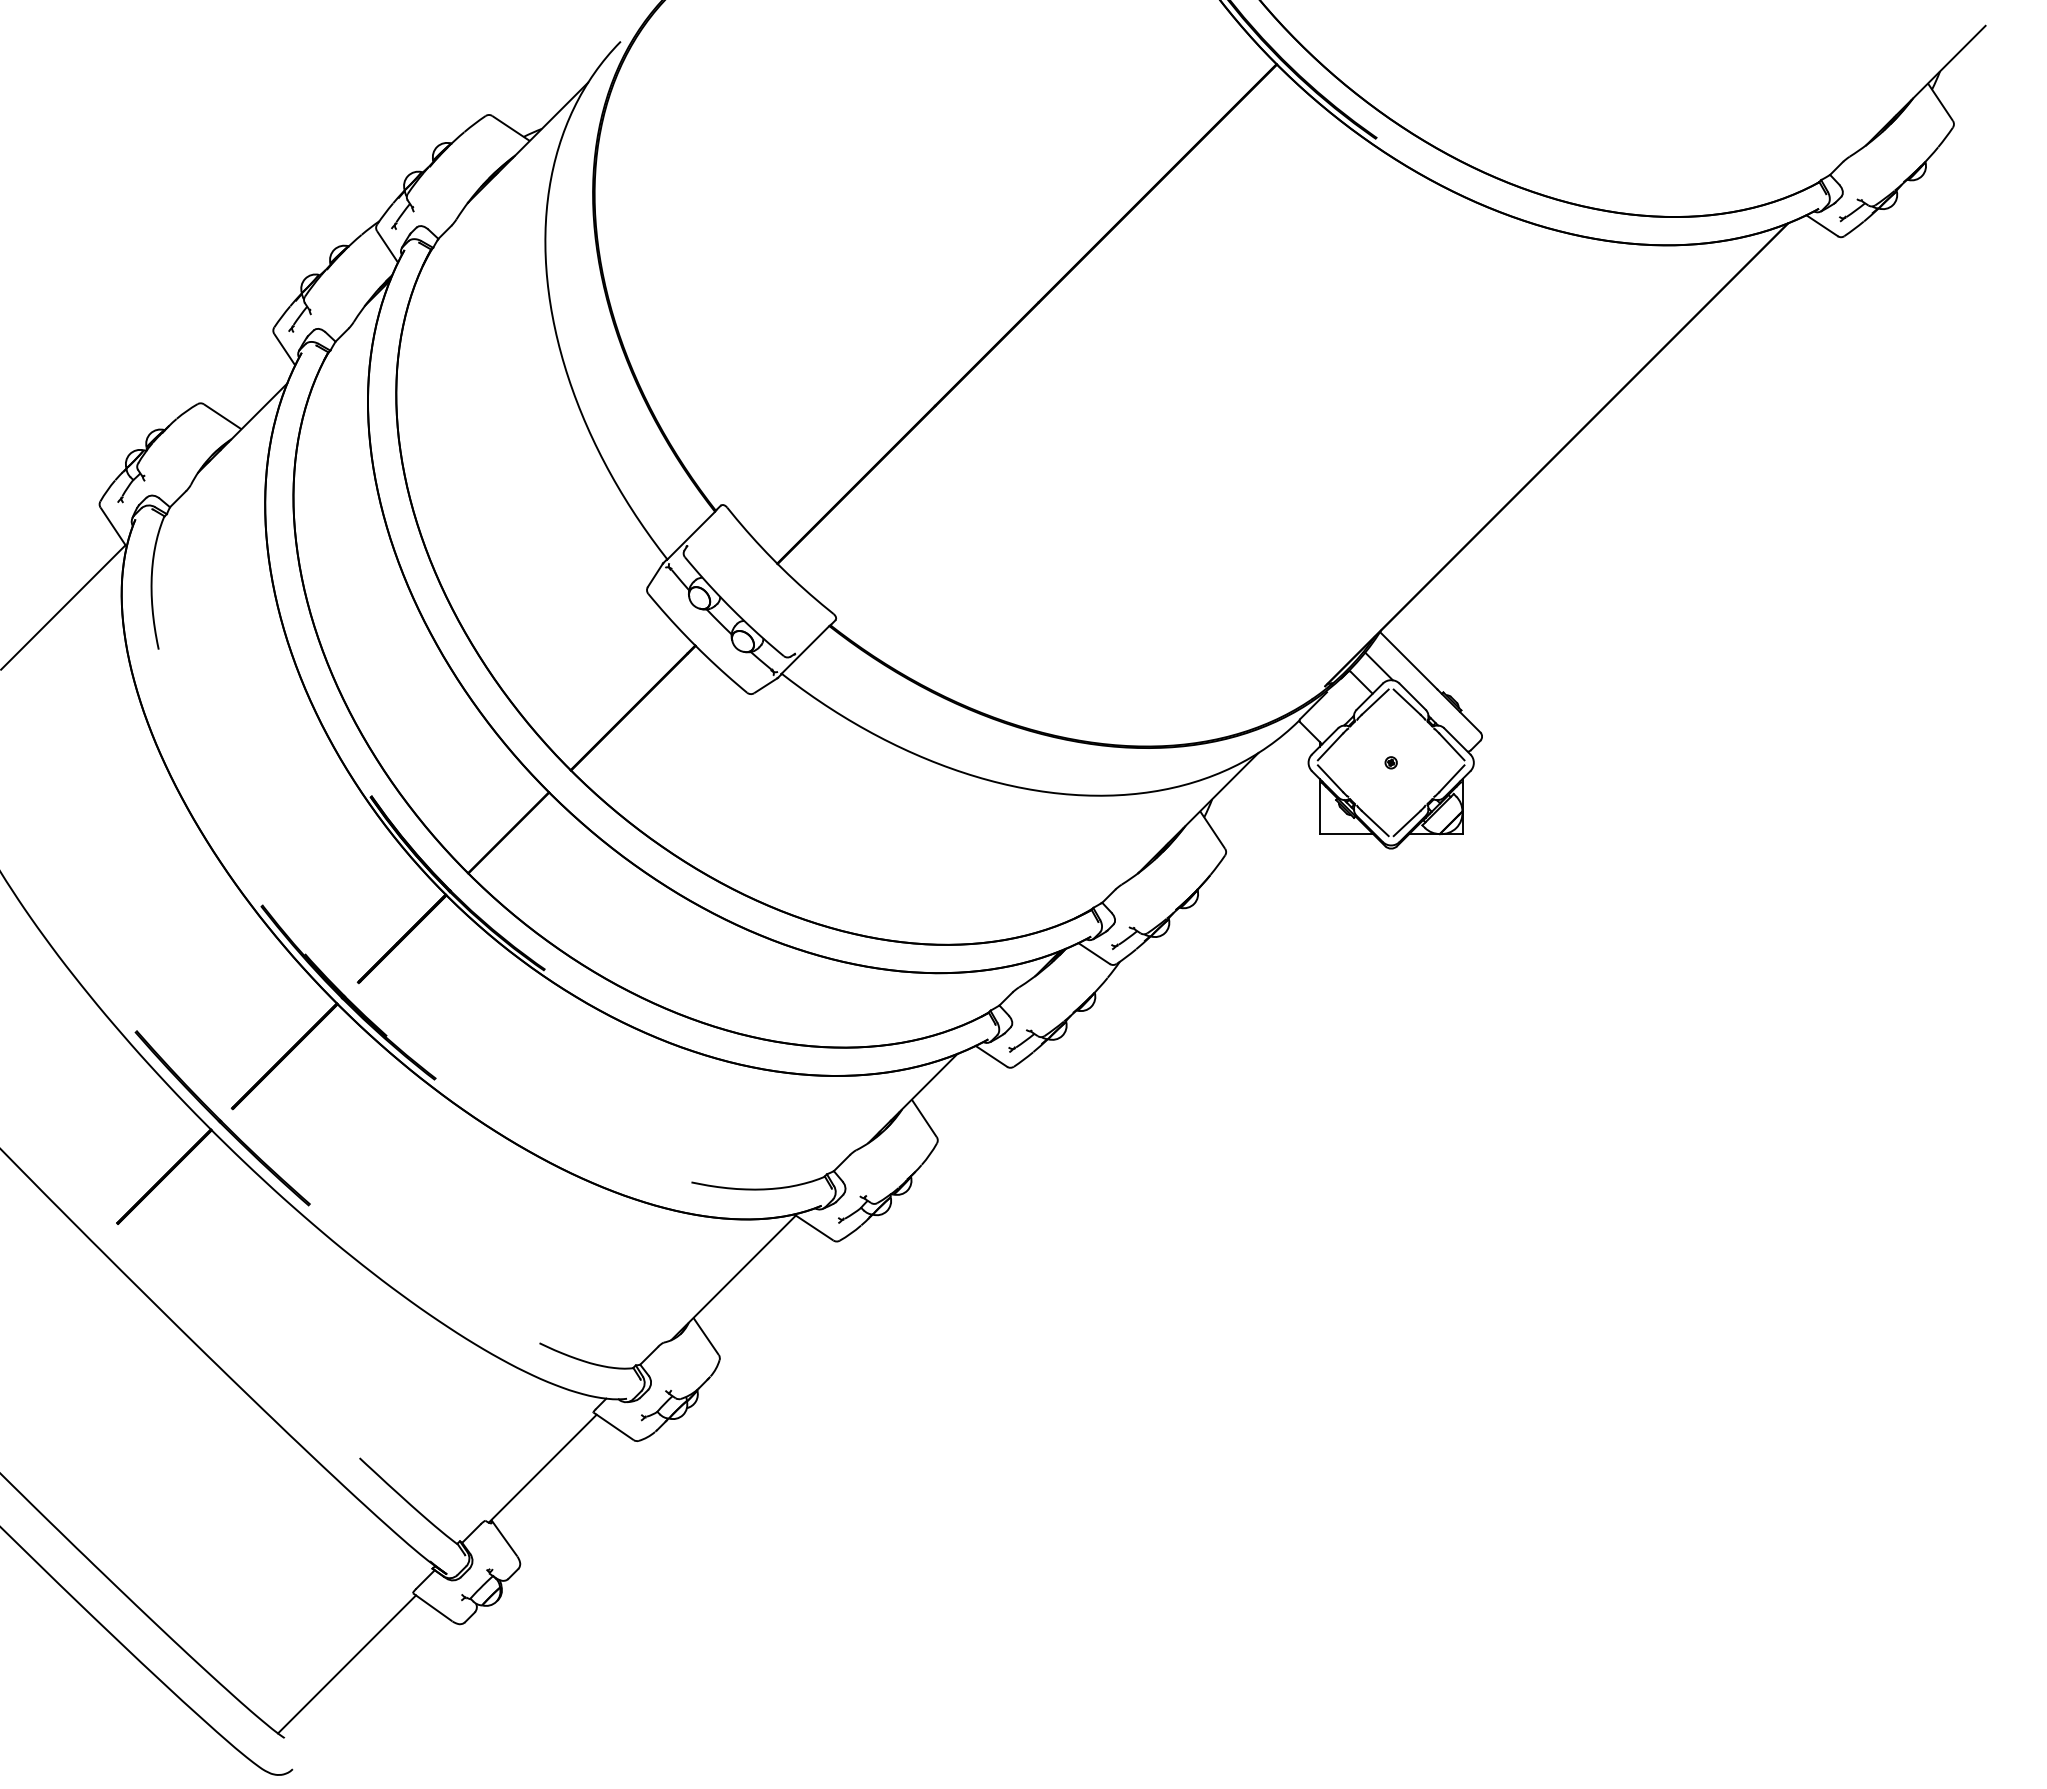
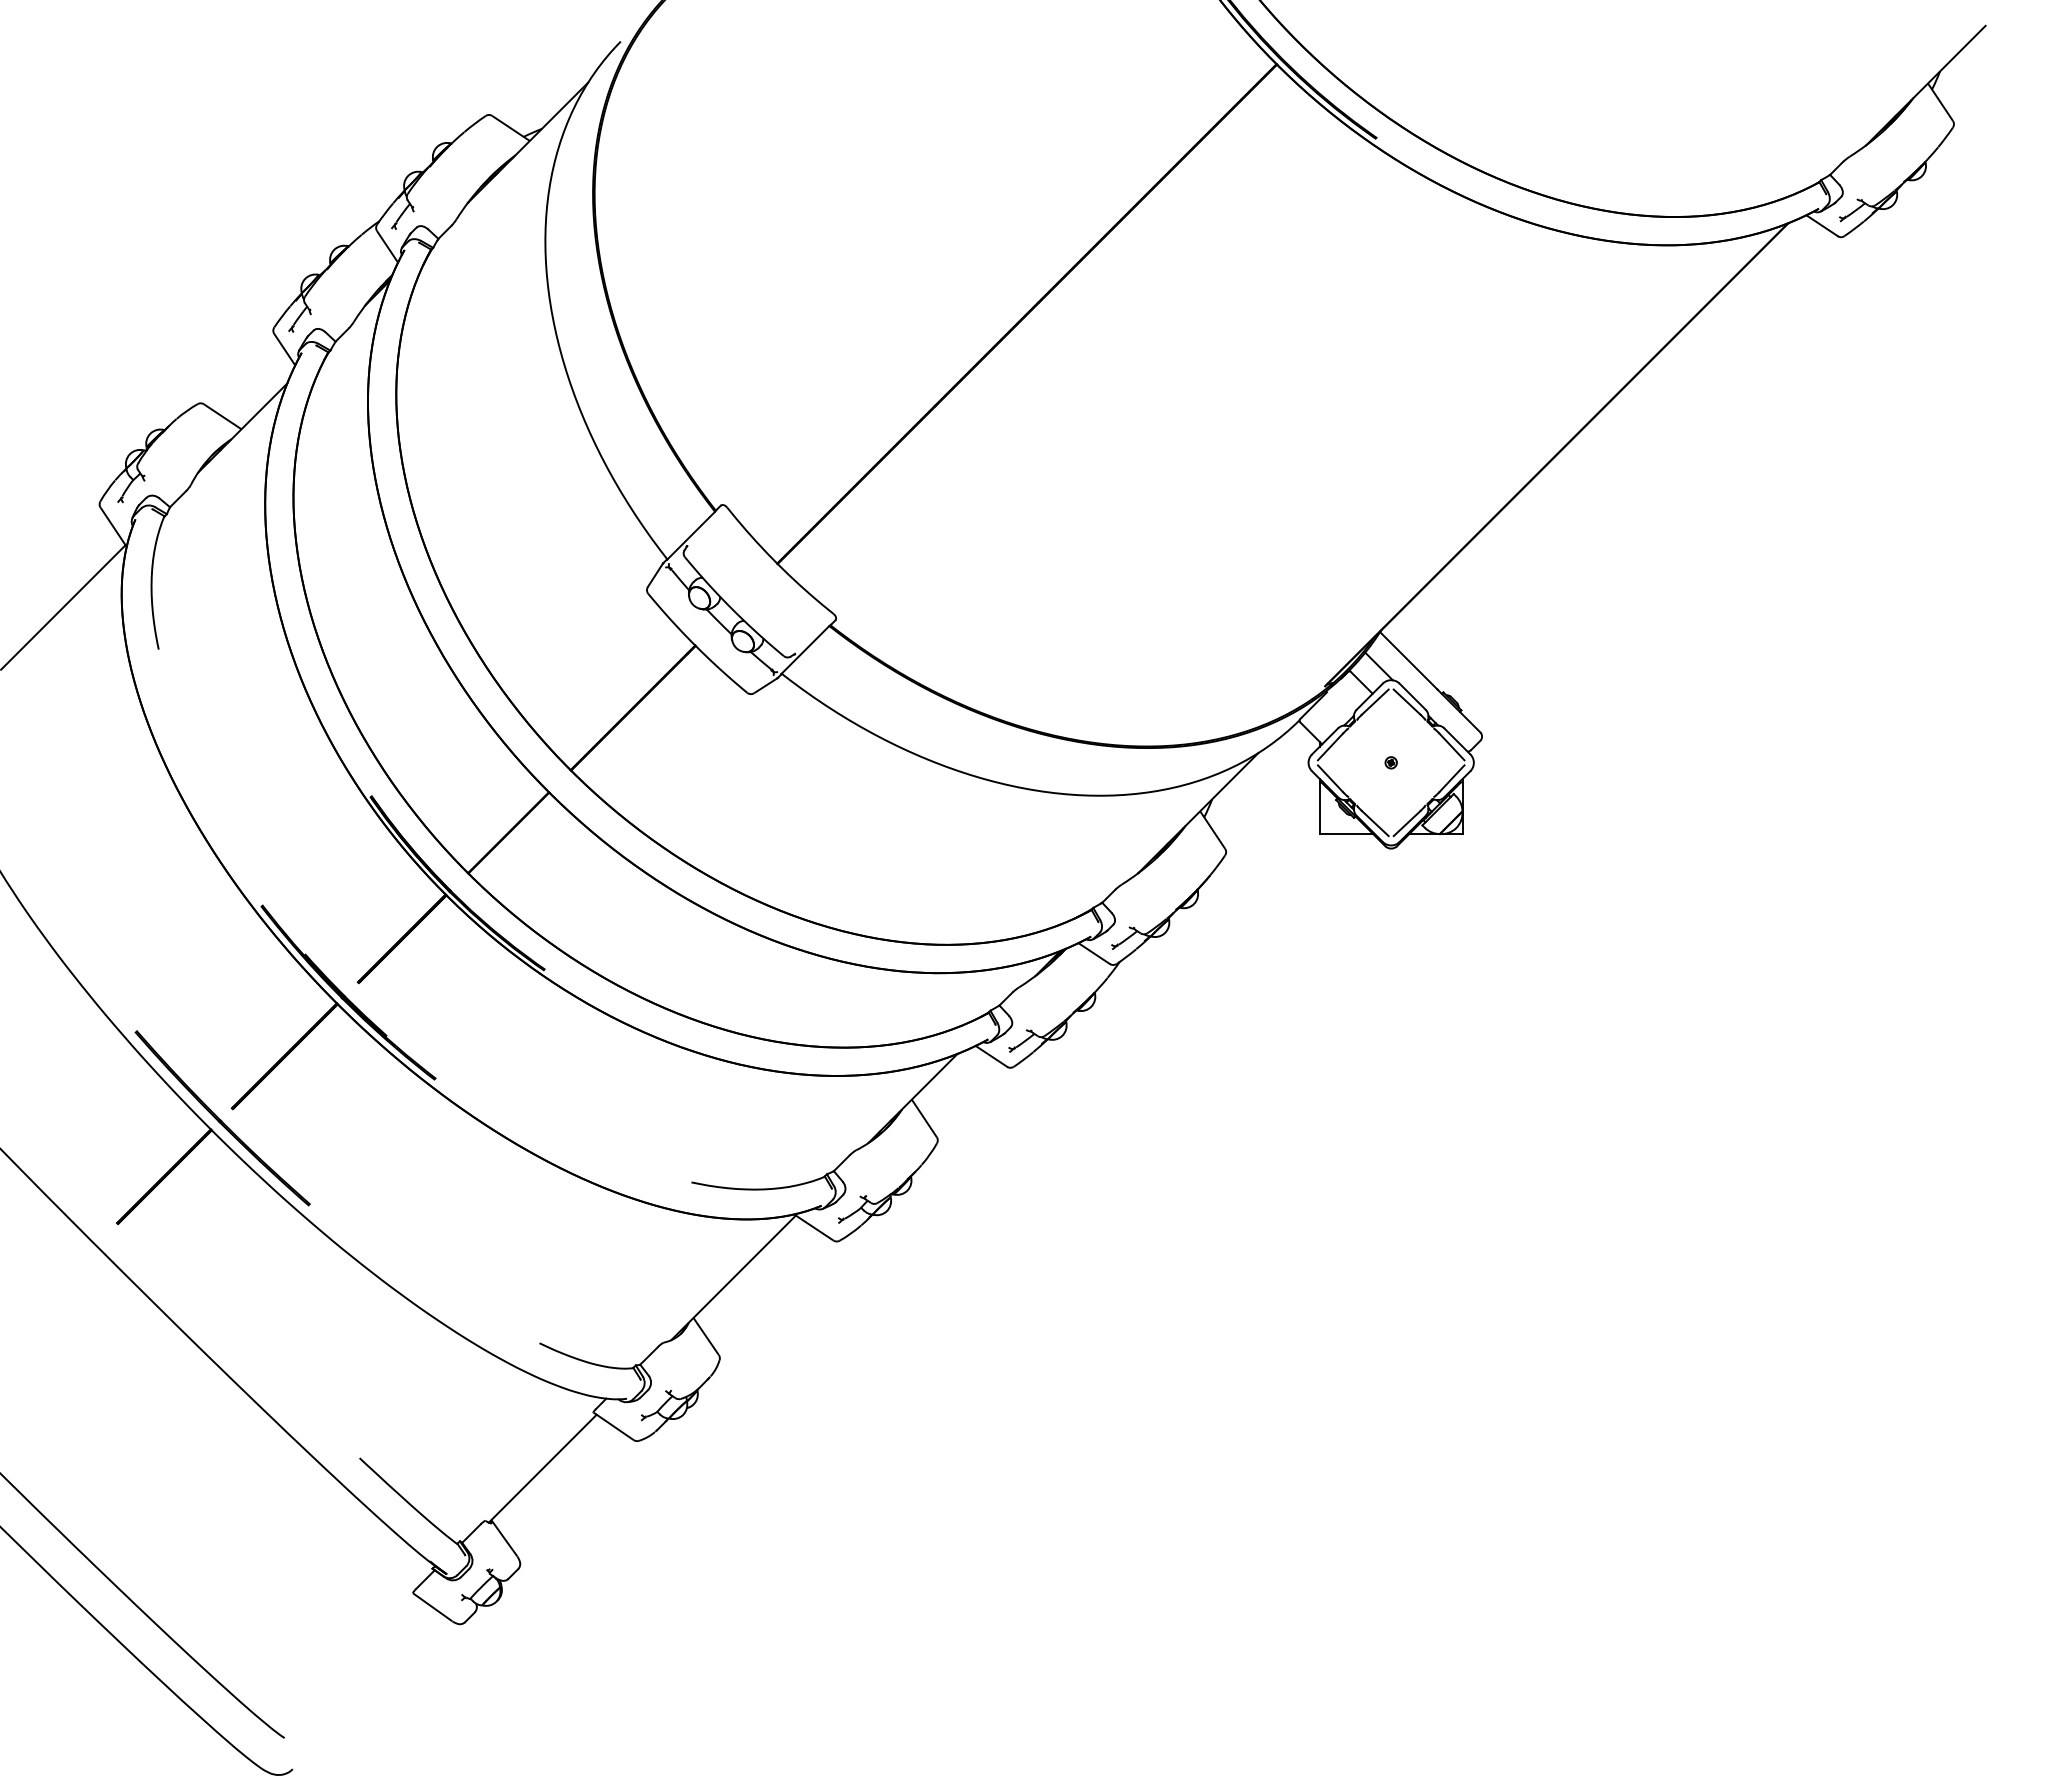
line: present -> none (346, 1664)
